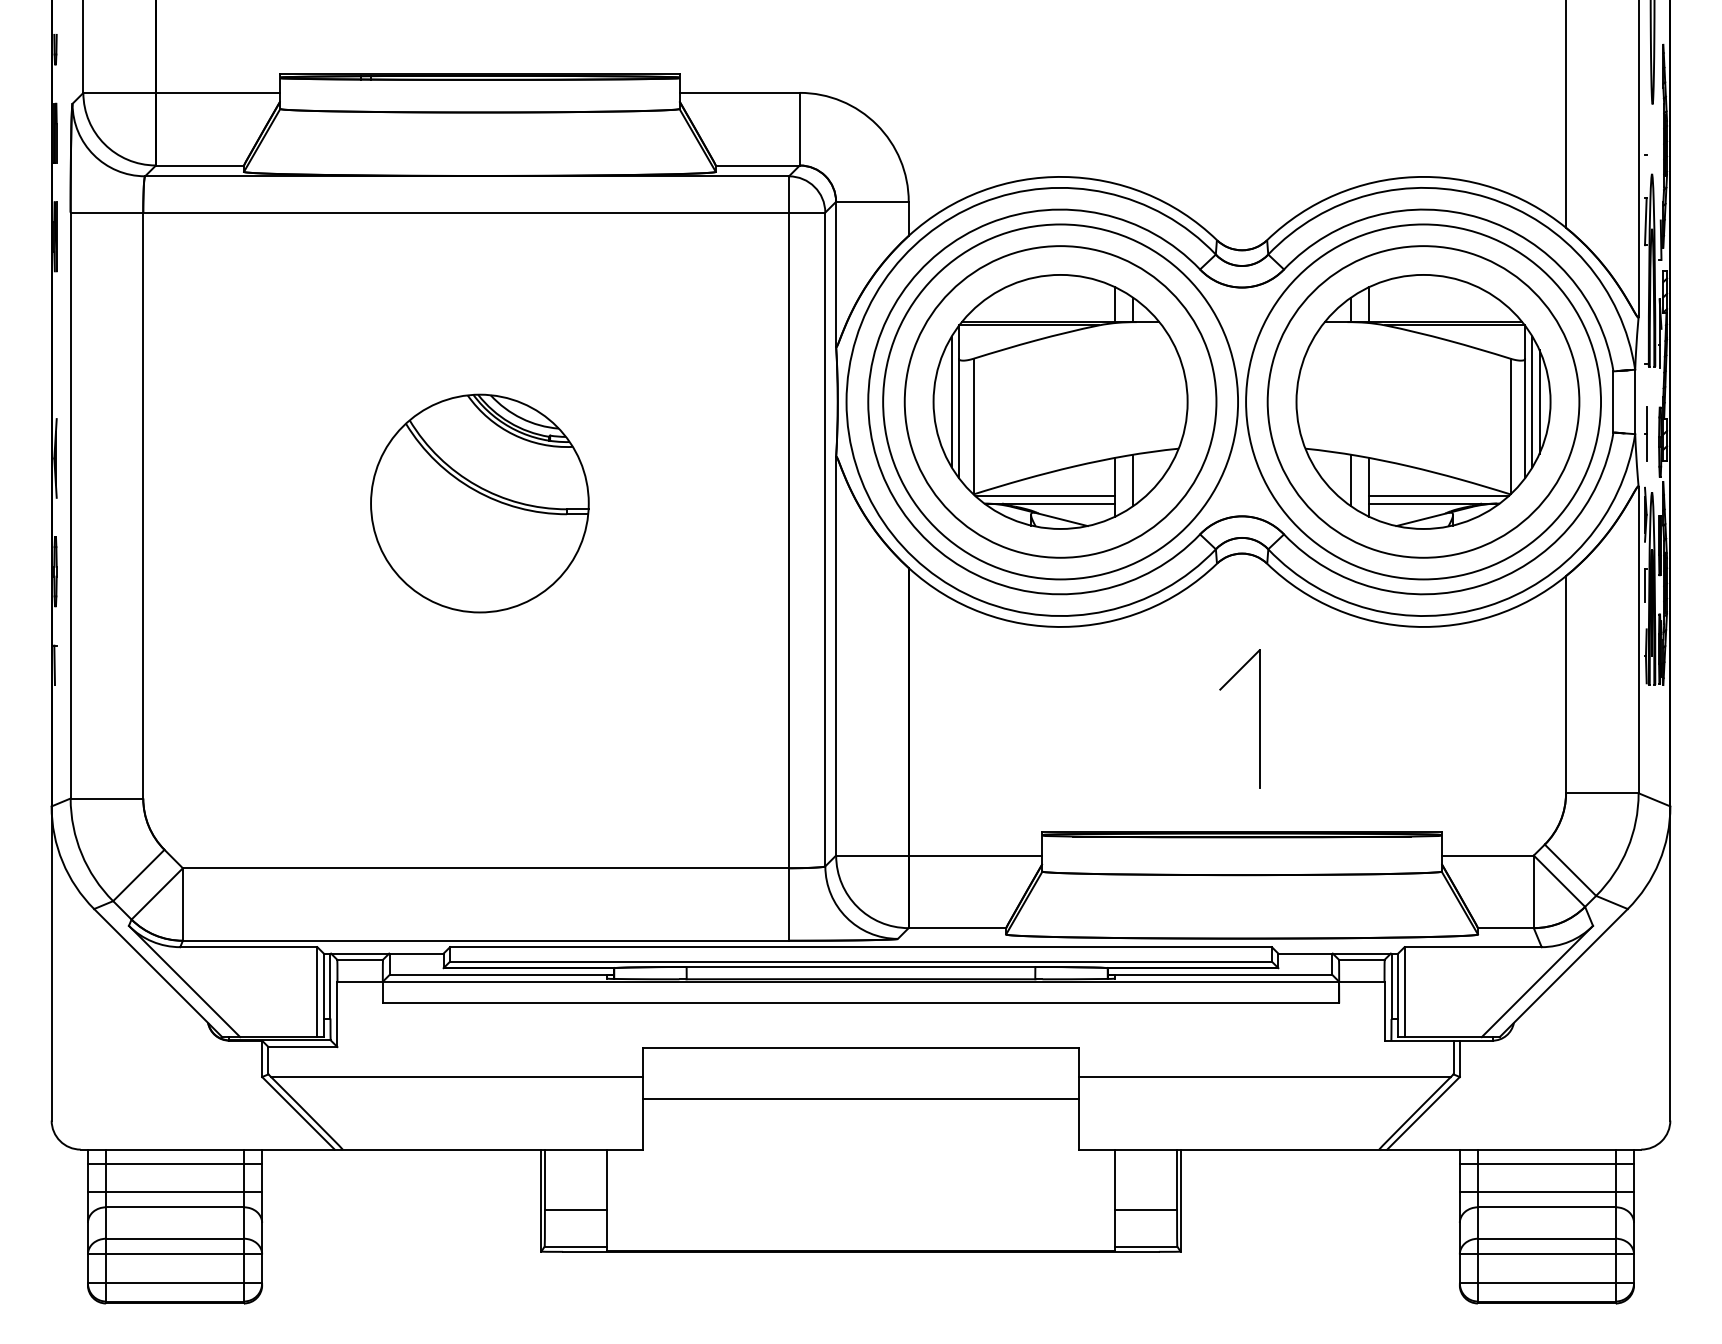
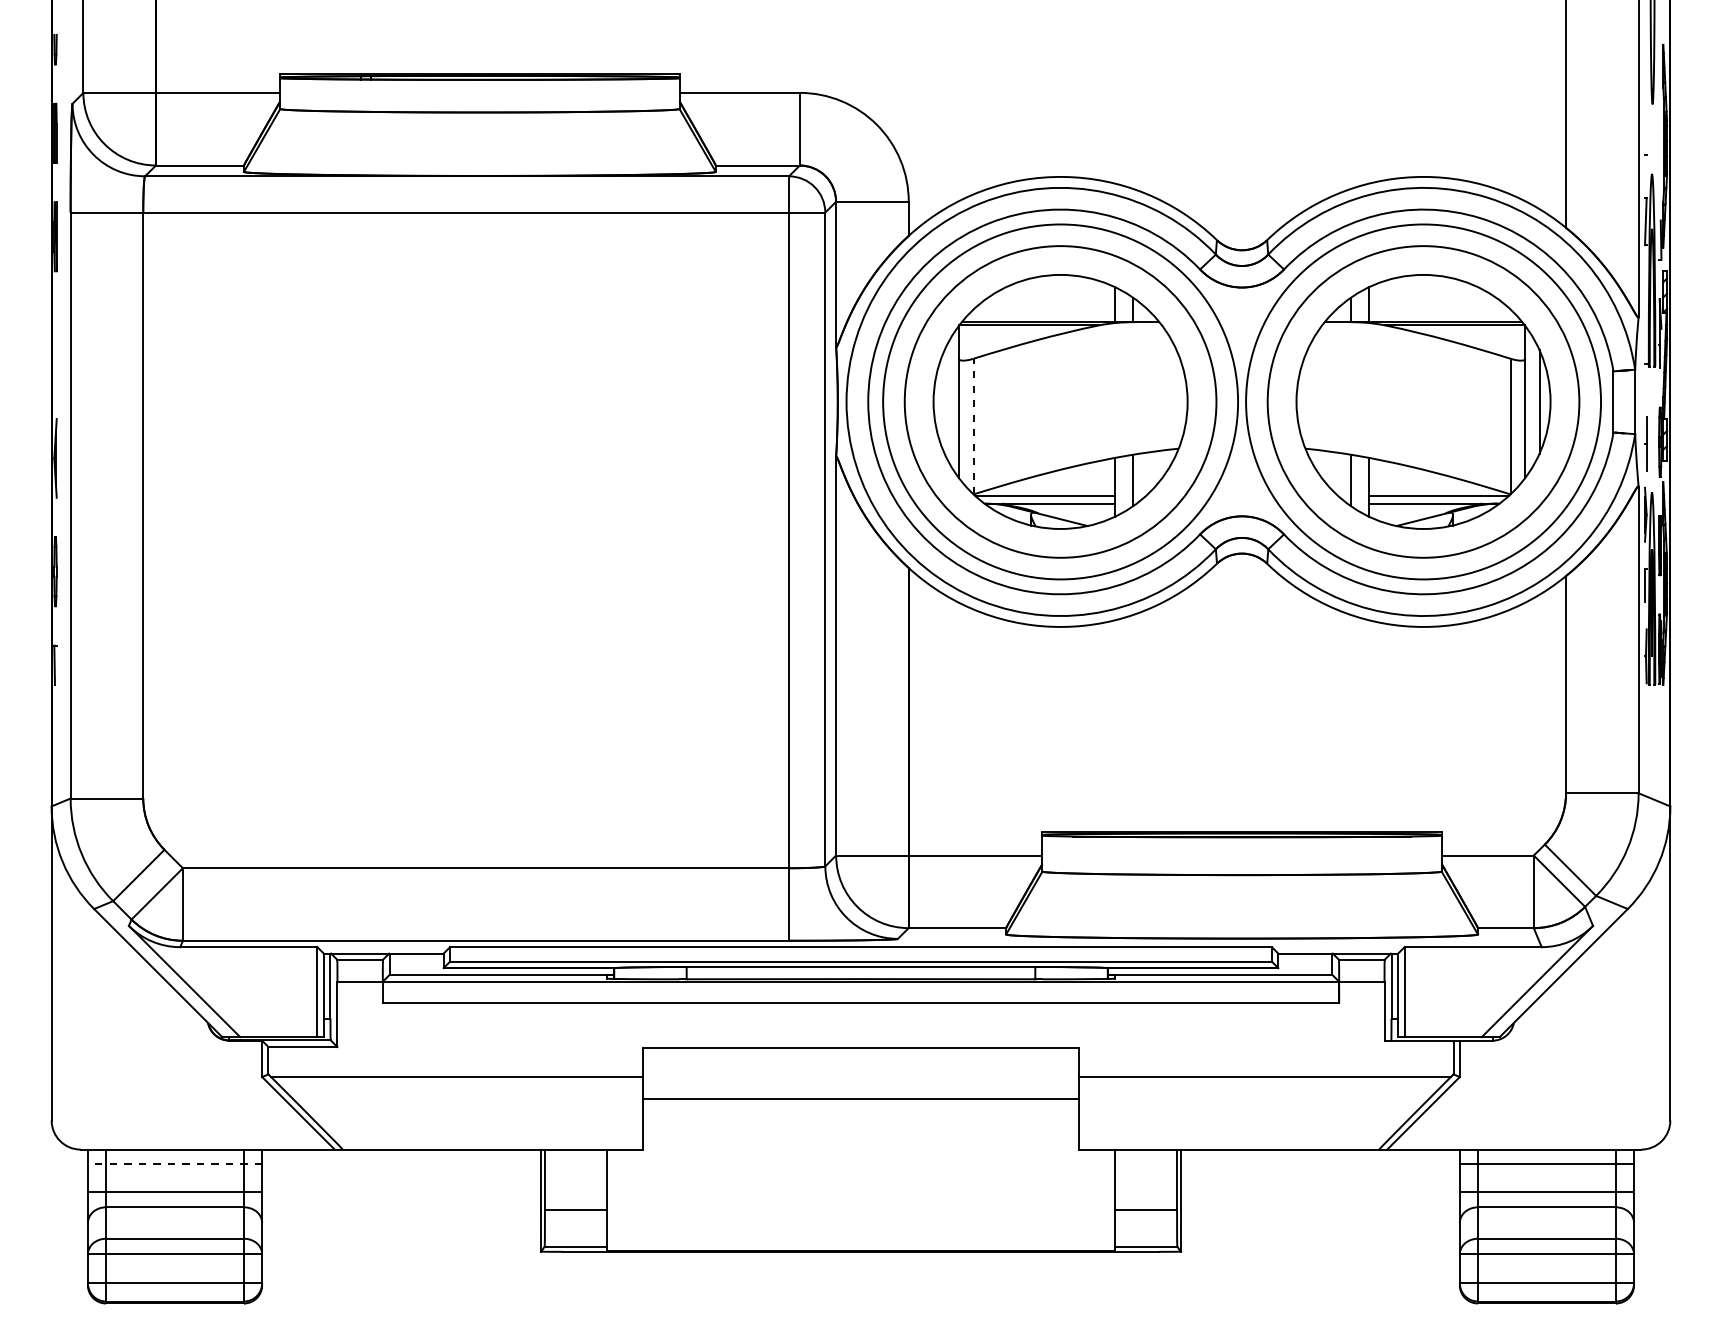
line: present -> none (951, 401)
line: present -> none (1532, 401)
line: solid -> dashed (973, 426)
part position: (1645, 433) -> (1645, 443) (1645, 443)
part: present -> none (479, 503)
part: present -> none (1259, 718)
line: solid -> dashed (174, 1164)
